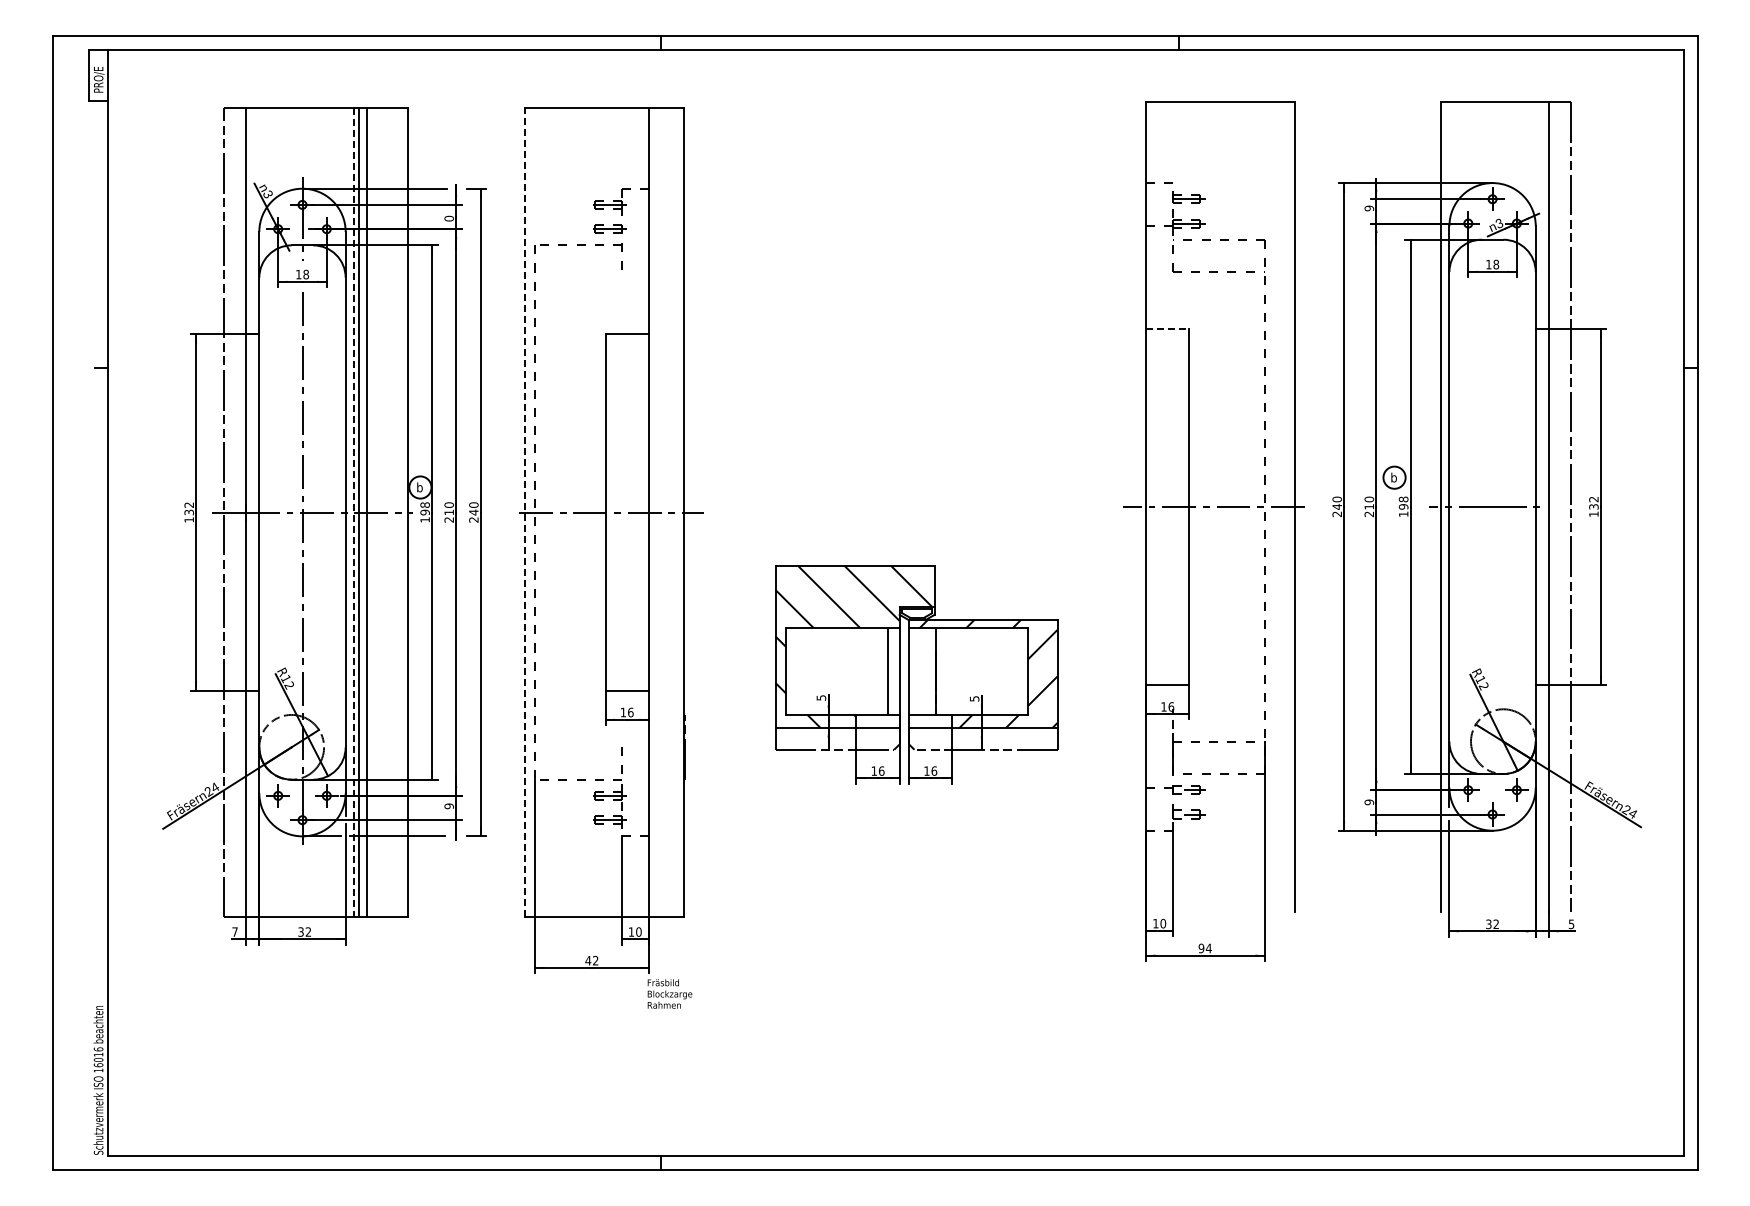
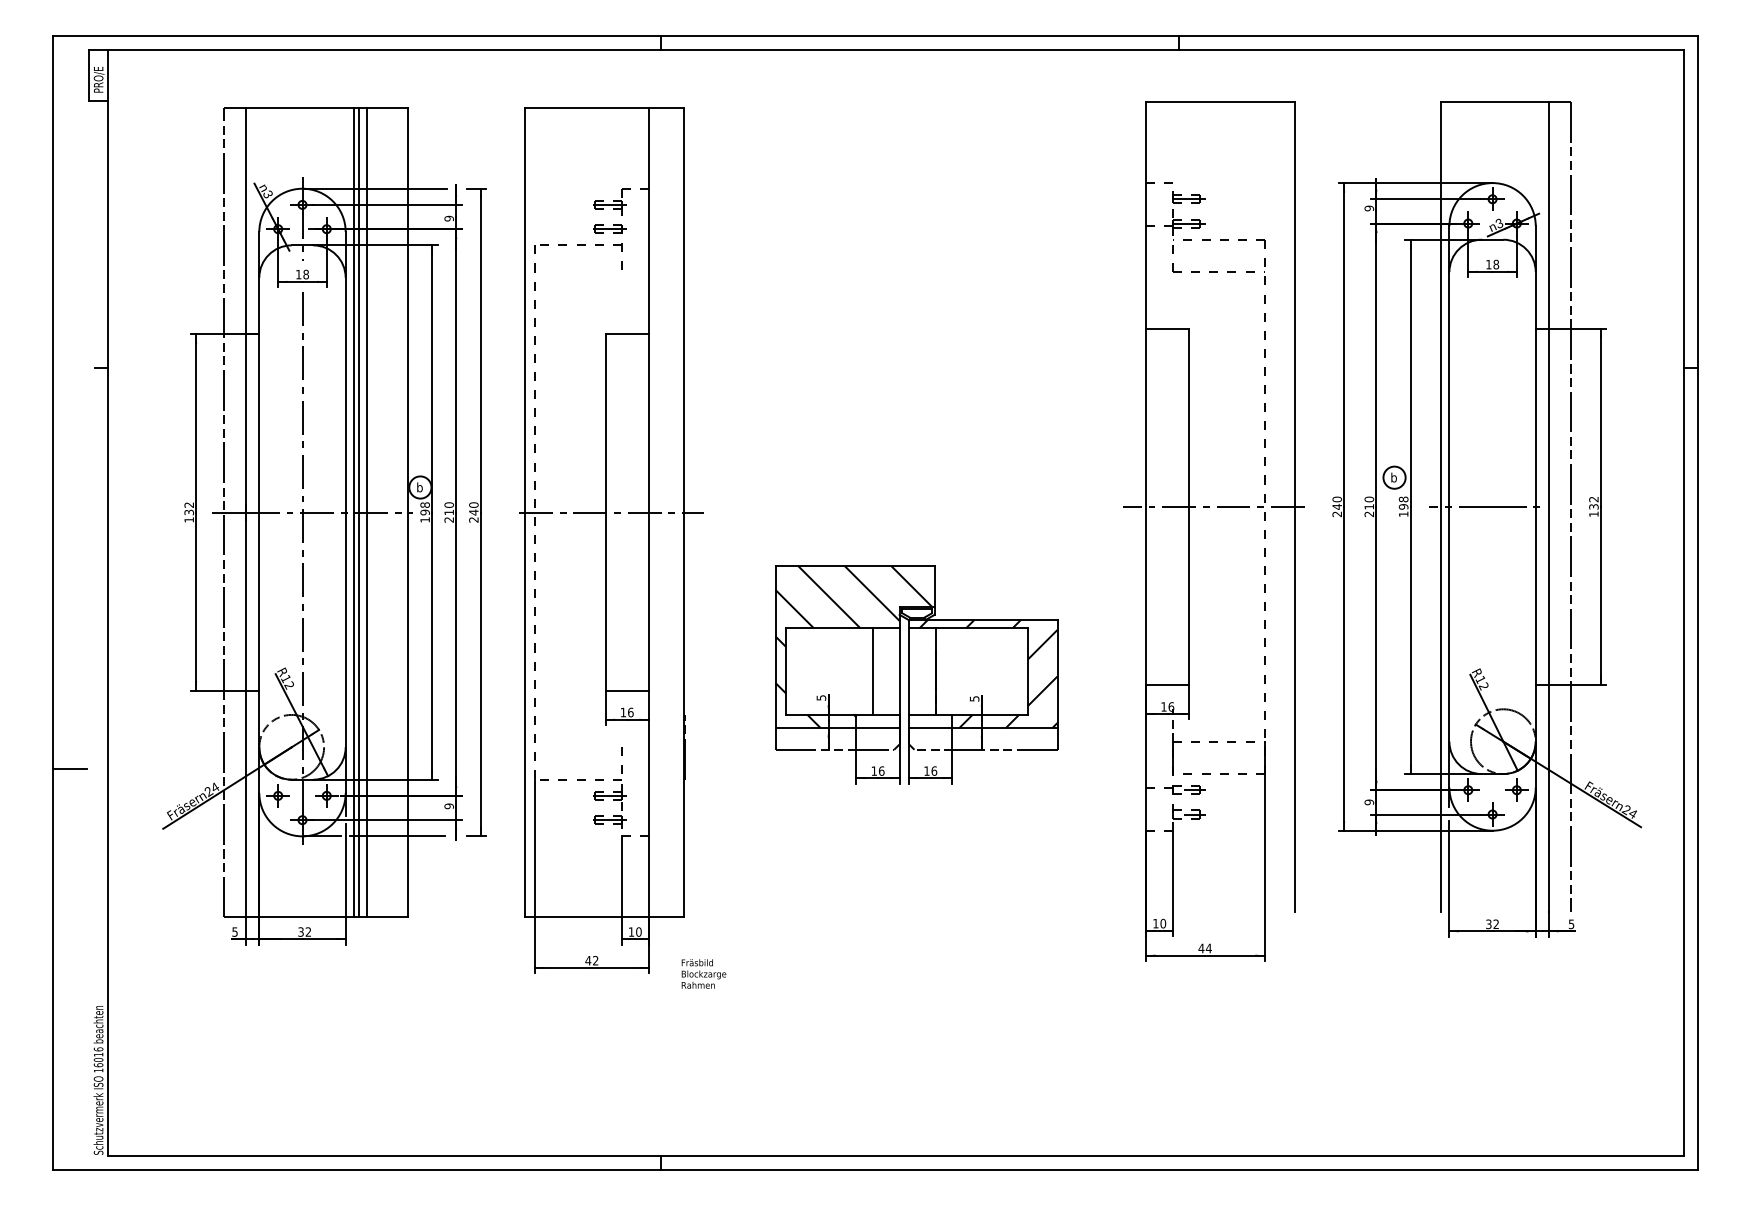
text: 0 -> 9 (448, 218)
line: dashed -> solid (1167, 328)
line: dashed -> solid (353, 512)
line: dashed -> solid (524, 512)
line position: (887, 671) -> (872, 671) (872, 671)
line: none -> present (70, 768)
text: 7 -> 5 (234, 931)
text: 94 -> 44 (1201, 948)
text position: (669, 993) -> (703, 973) (703, 973)
